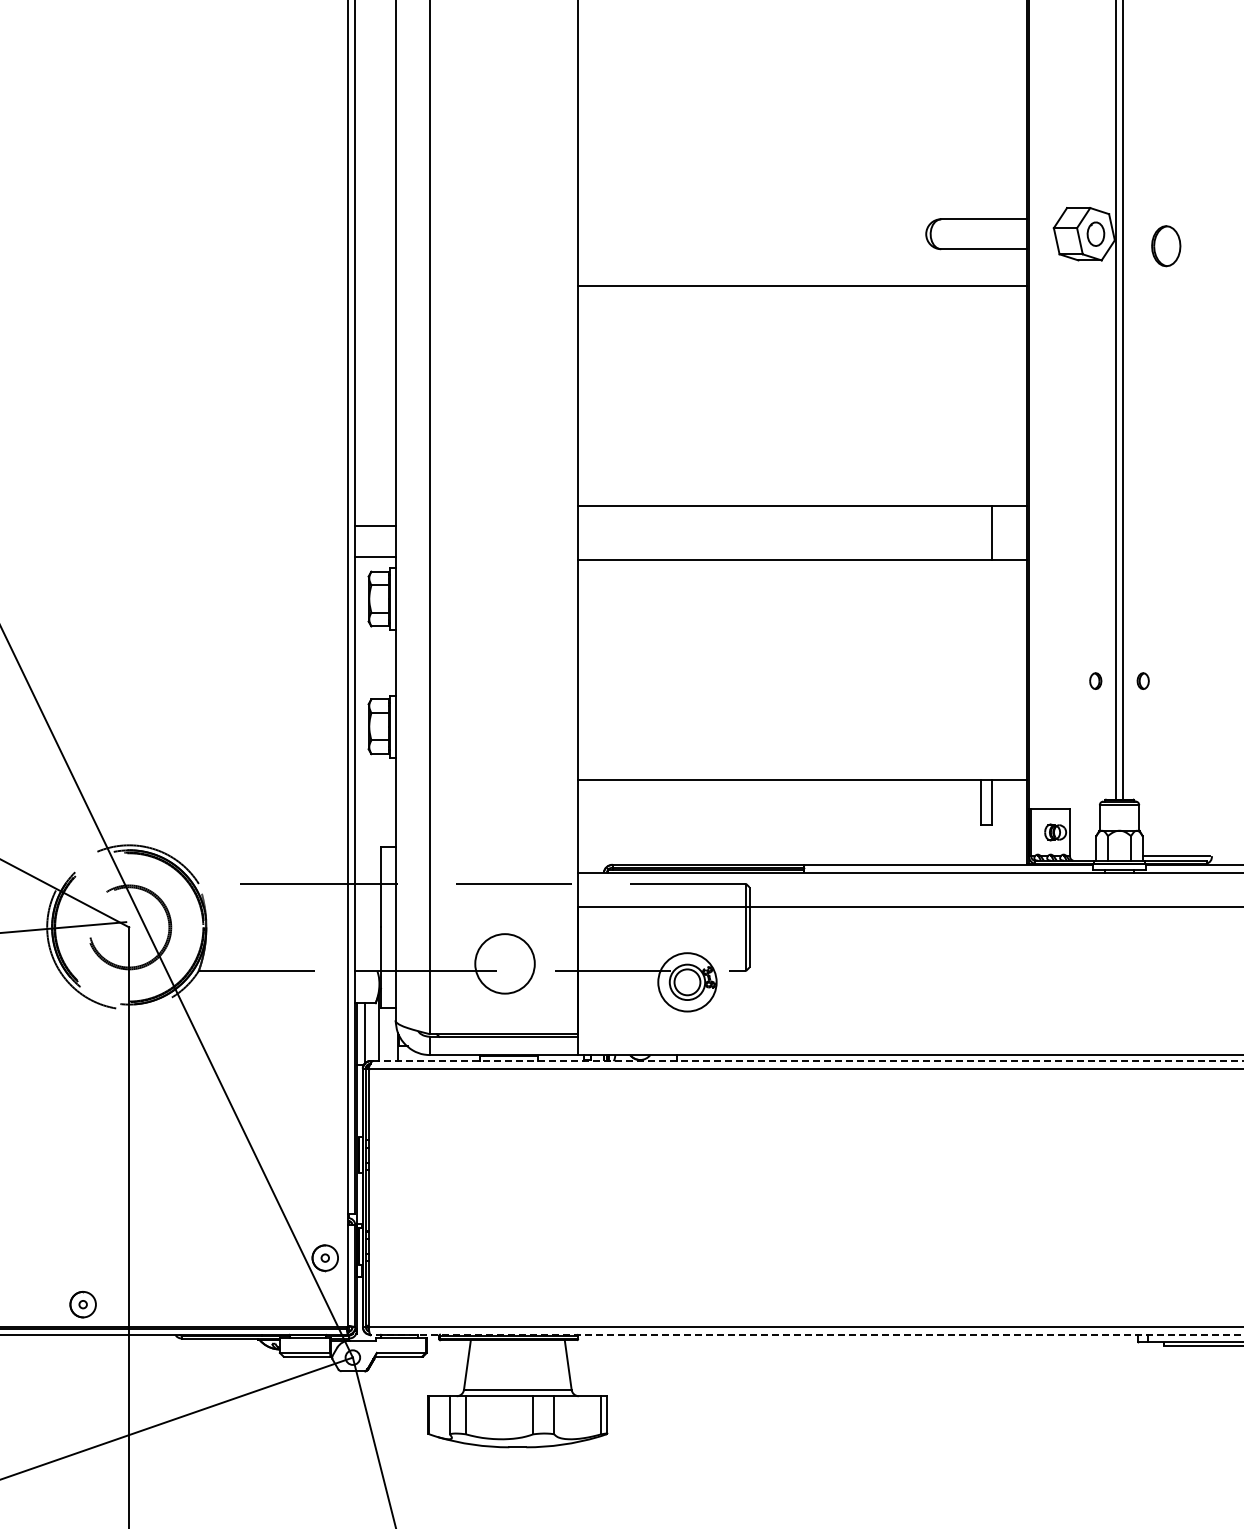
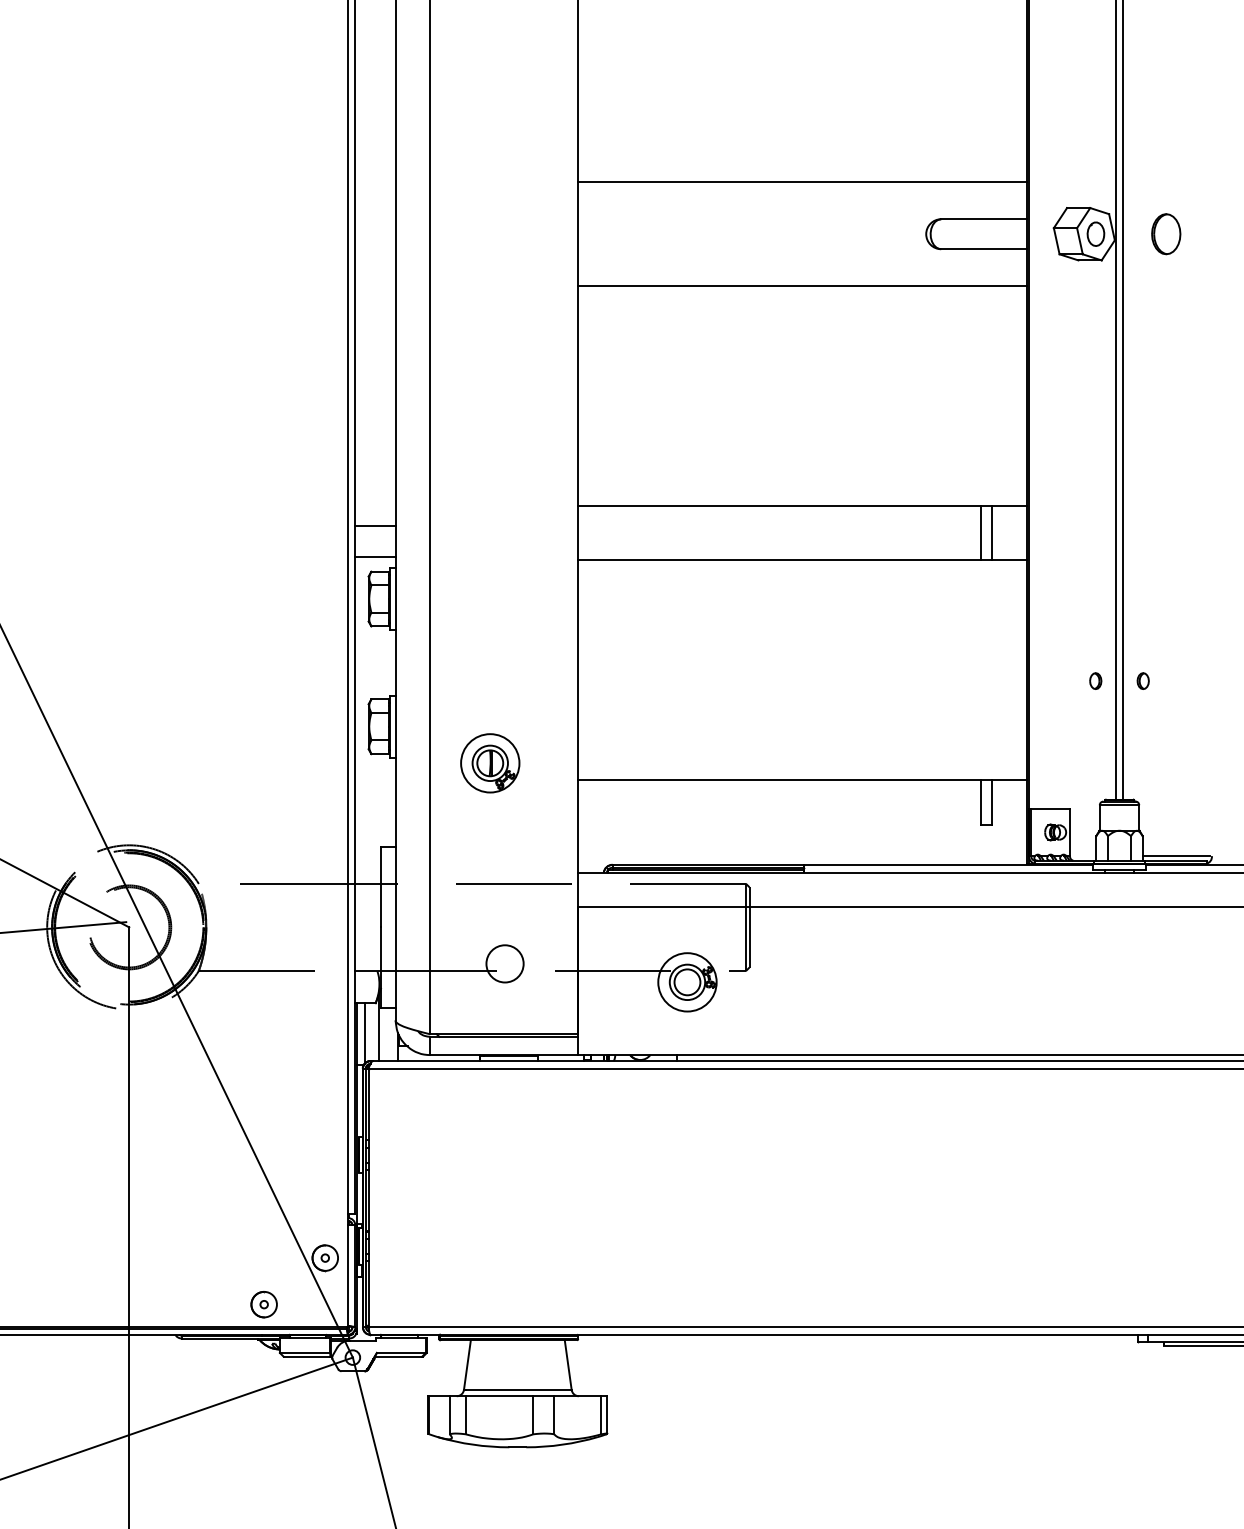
line: none -> present (802, 181)
part position: (1166, 246) -> (1166, 234) (1166, 234)
line: none -> present (981, 533)
part: none -> present (490, 763)
circle diameter: 60 px -> 37 px (504, 963)
line: dashed -> solid (807, 1061)
part position: (82, 1304) -> (263, 1304) (263, 1304)
line: dashed -> solid (806, 1334)
